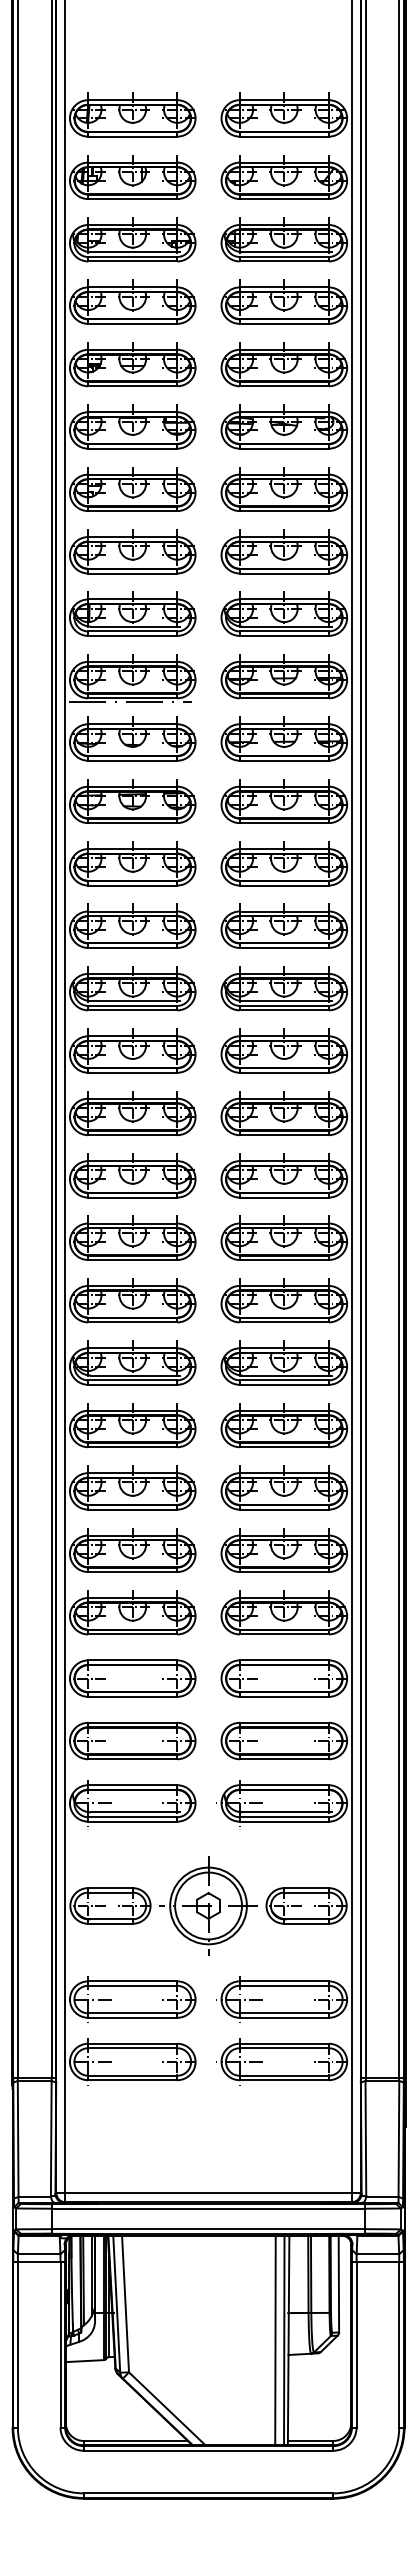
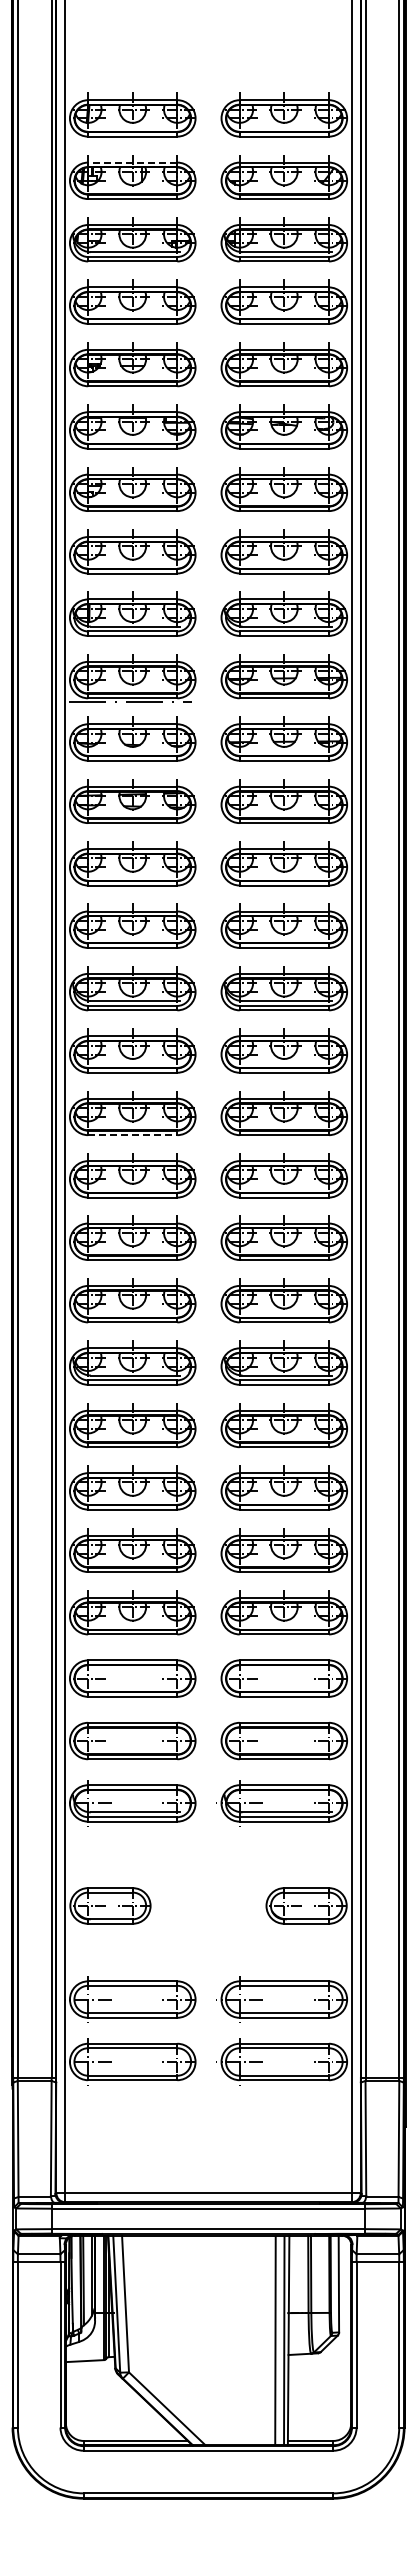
line: solid -> dashed (132, 162)
line: solid -> dashed (132, 1135)
part: present -> none (208, 1905)
